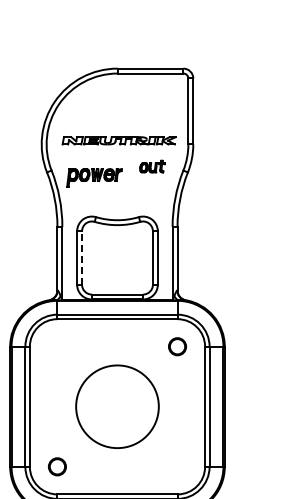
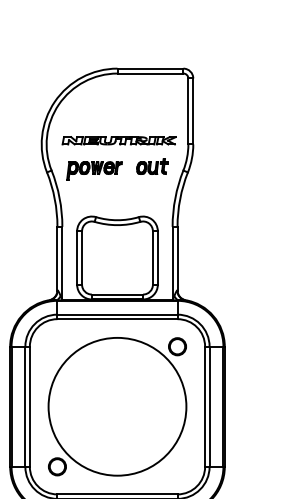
part size: 27x15 px -> 33x17 px (152, 166)
part position: (94, 177) -> (94, 170) (94, 170)
line: dashed -> solid (82, 258)
circle diameter: 83 px -> 138 px (117, 406)
